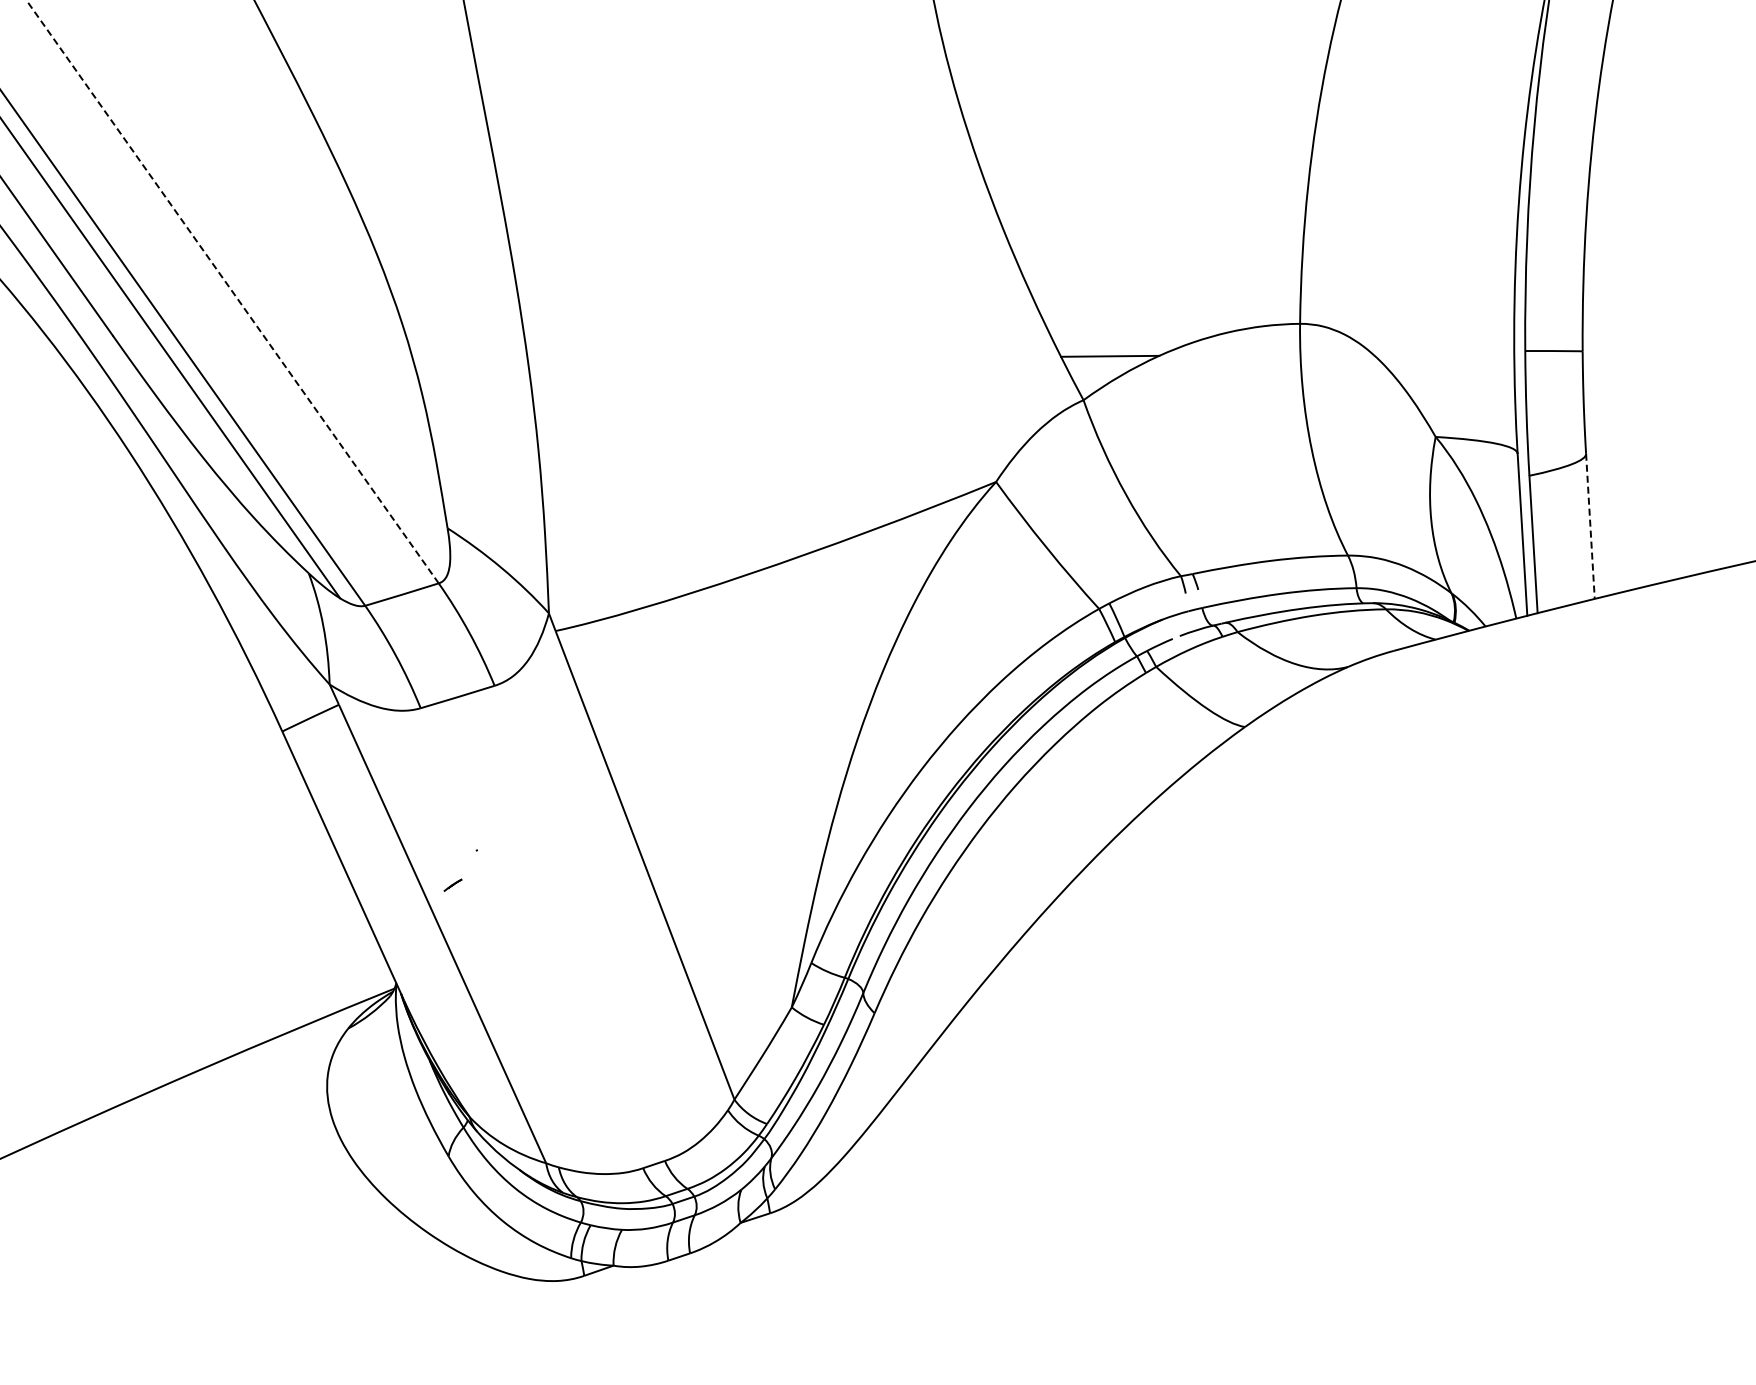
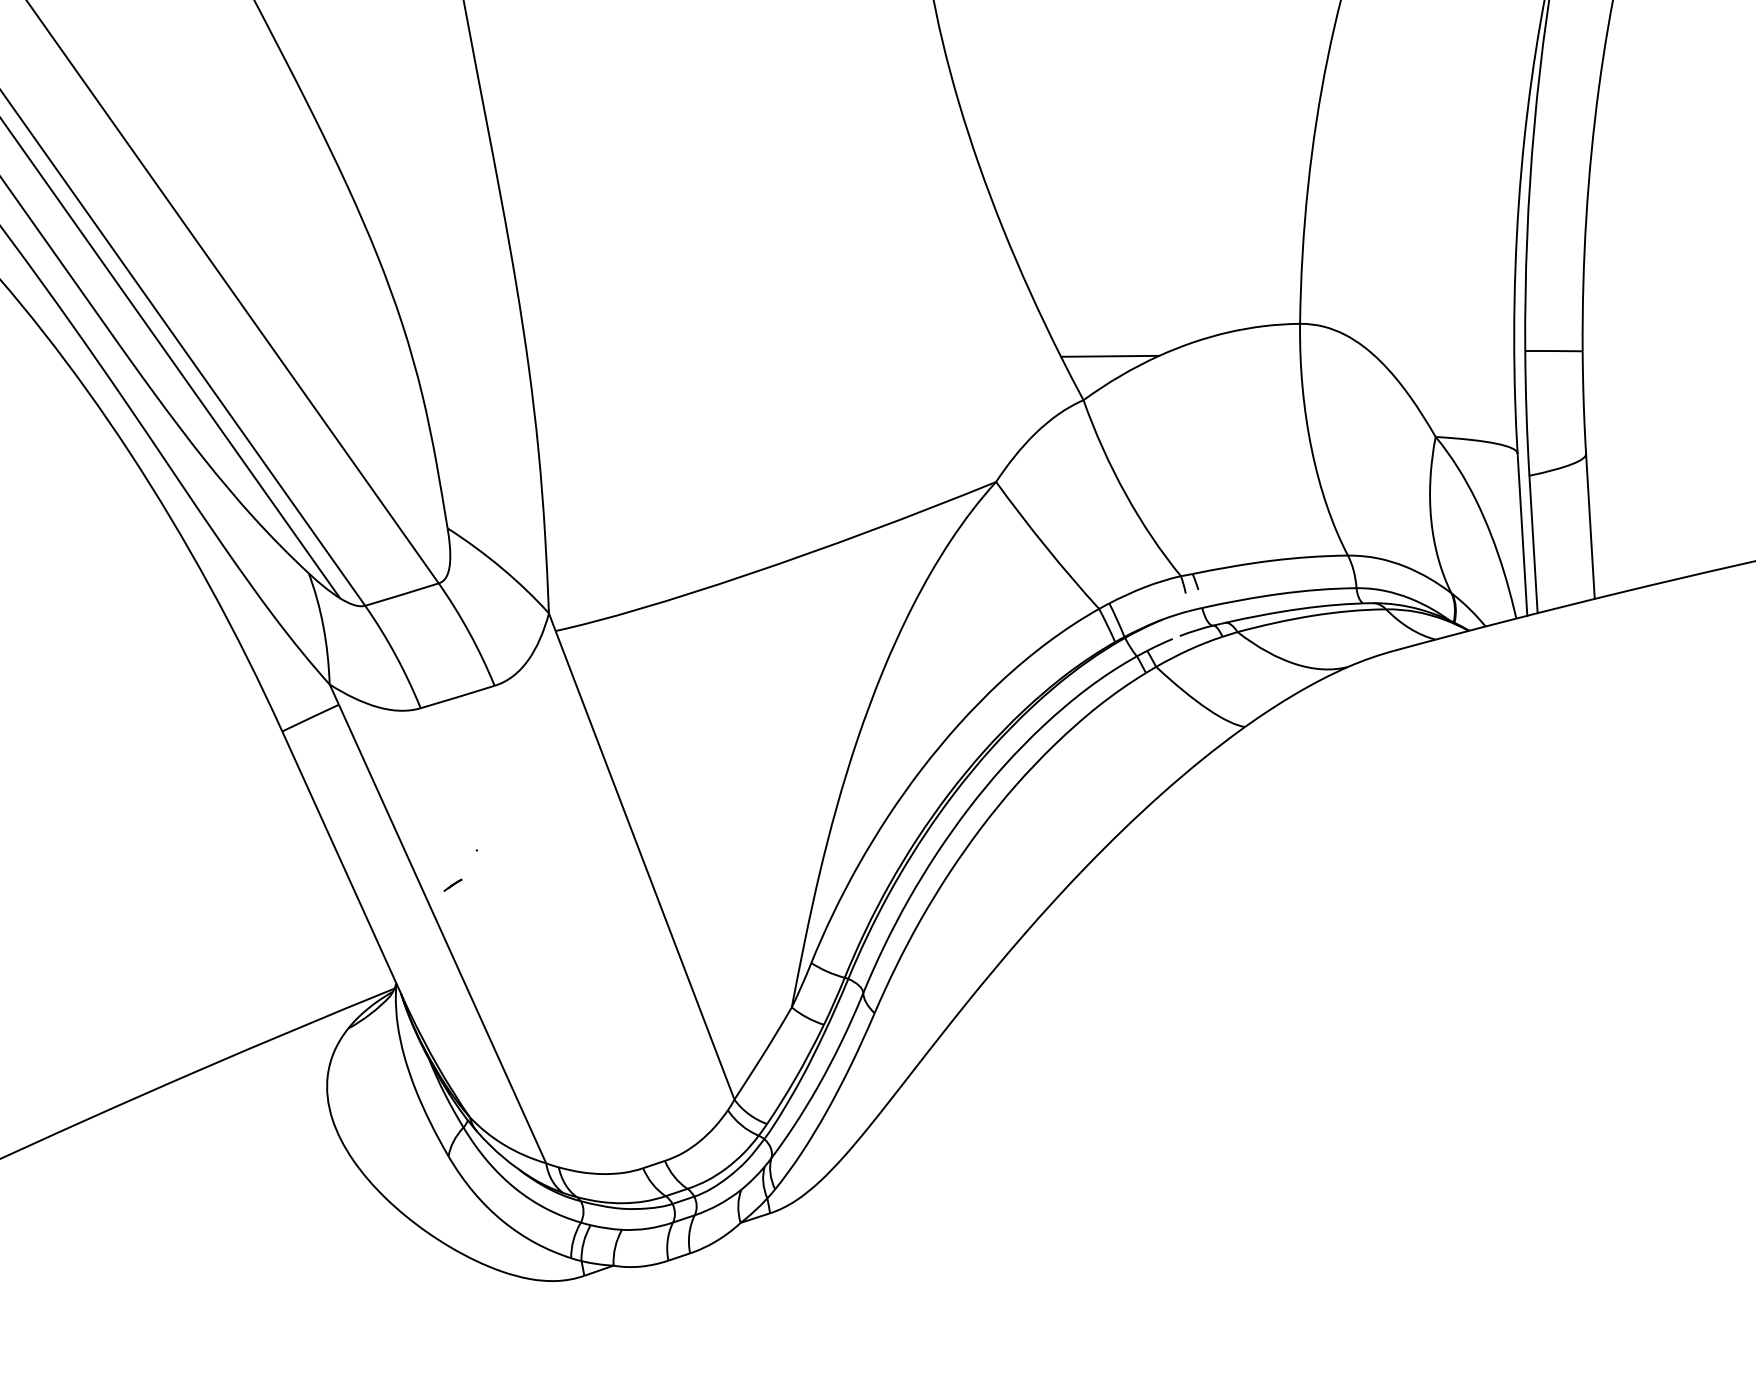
line: dashed -> solid (232, 291)
line: dashed -> solid (1590, 526)
